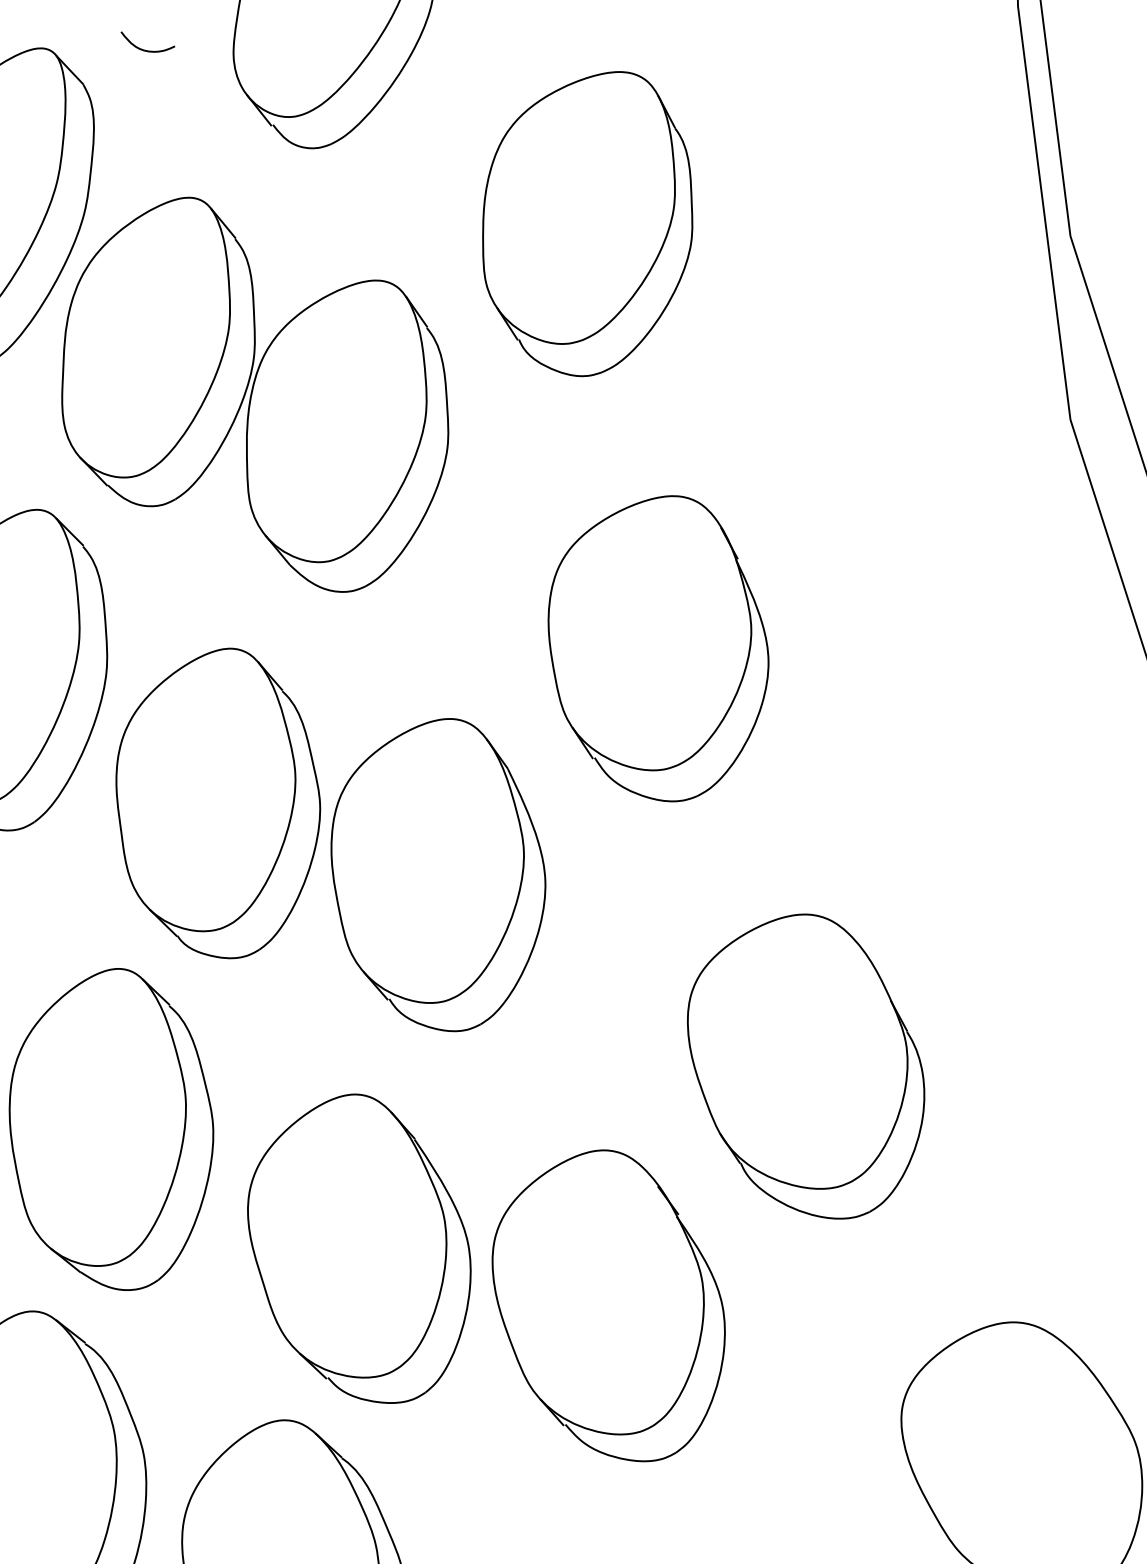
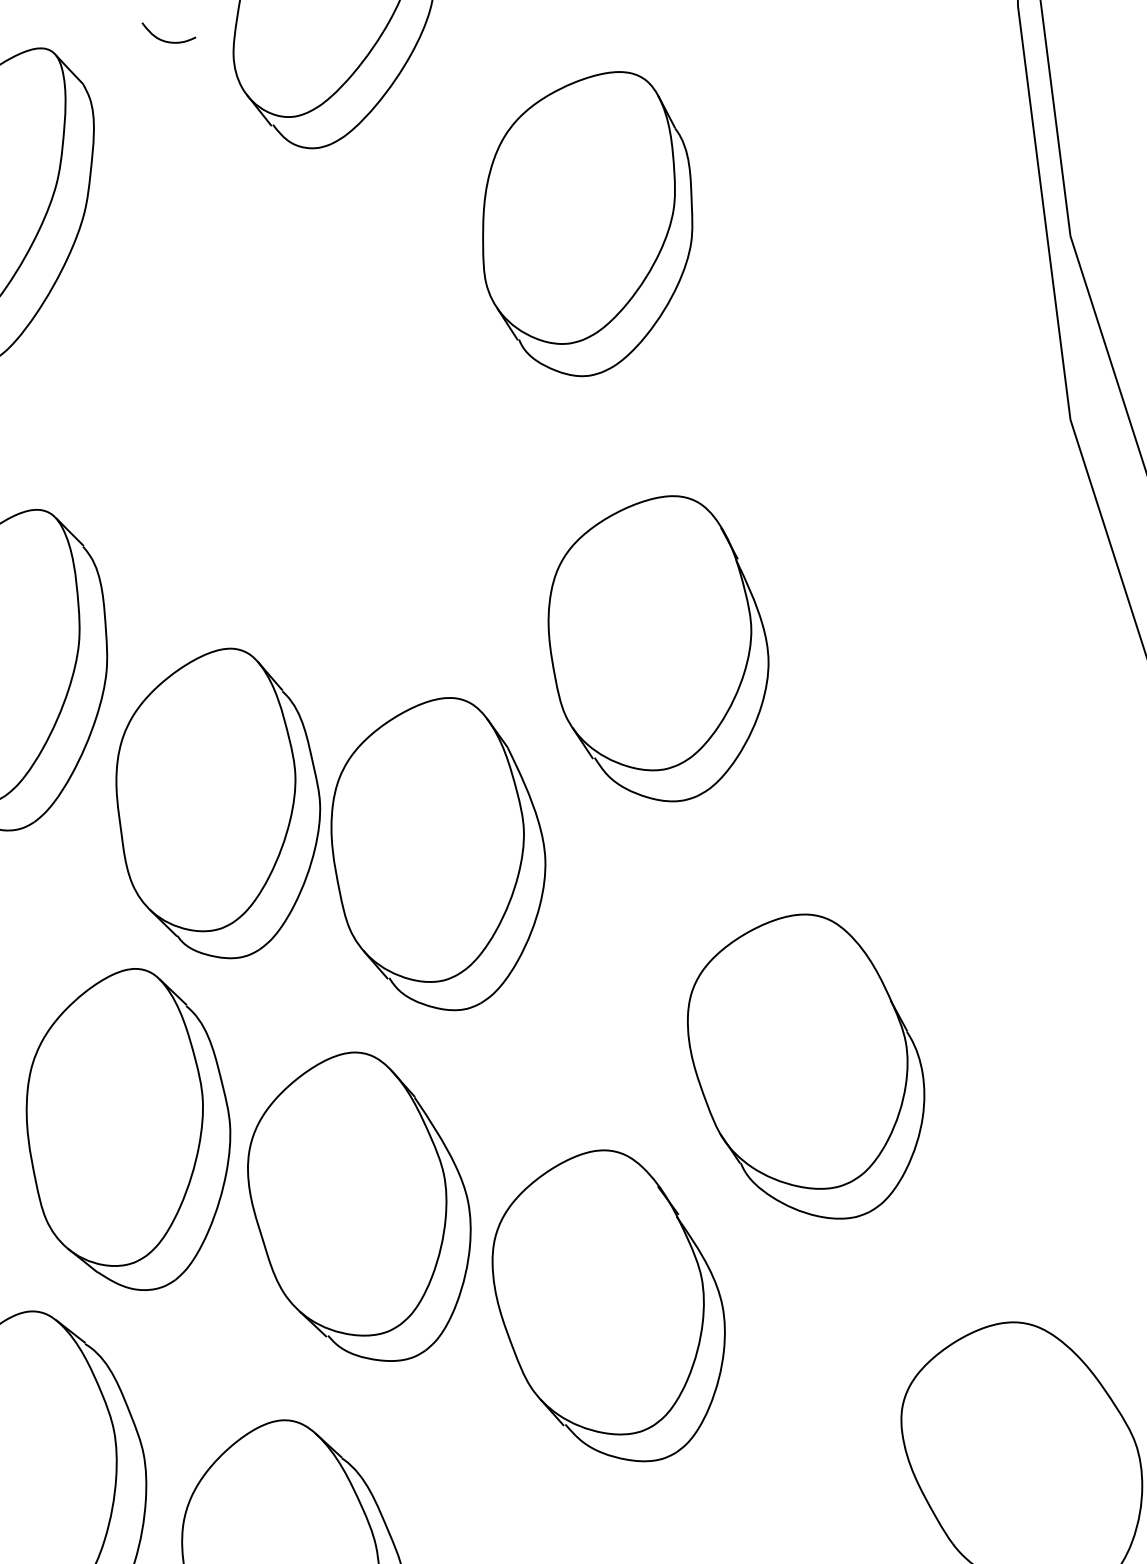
curve position: (145, 49) -> (166, 40) (166, 40)
part: present -> none (255, 394)
part position: (438, 875) -> (438, 854) (438, 854)
part position: (111, 1129) -> (128, 1129) (128, 1129)
part position: (359, 1248) -> (359, 1206) (359, 1206)
